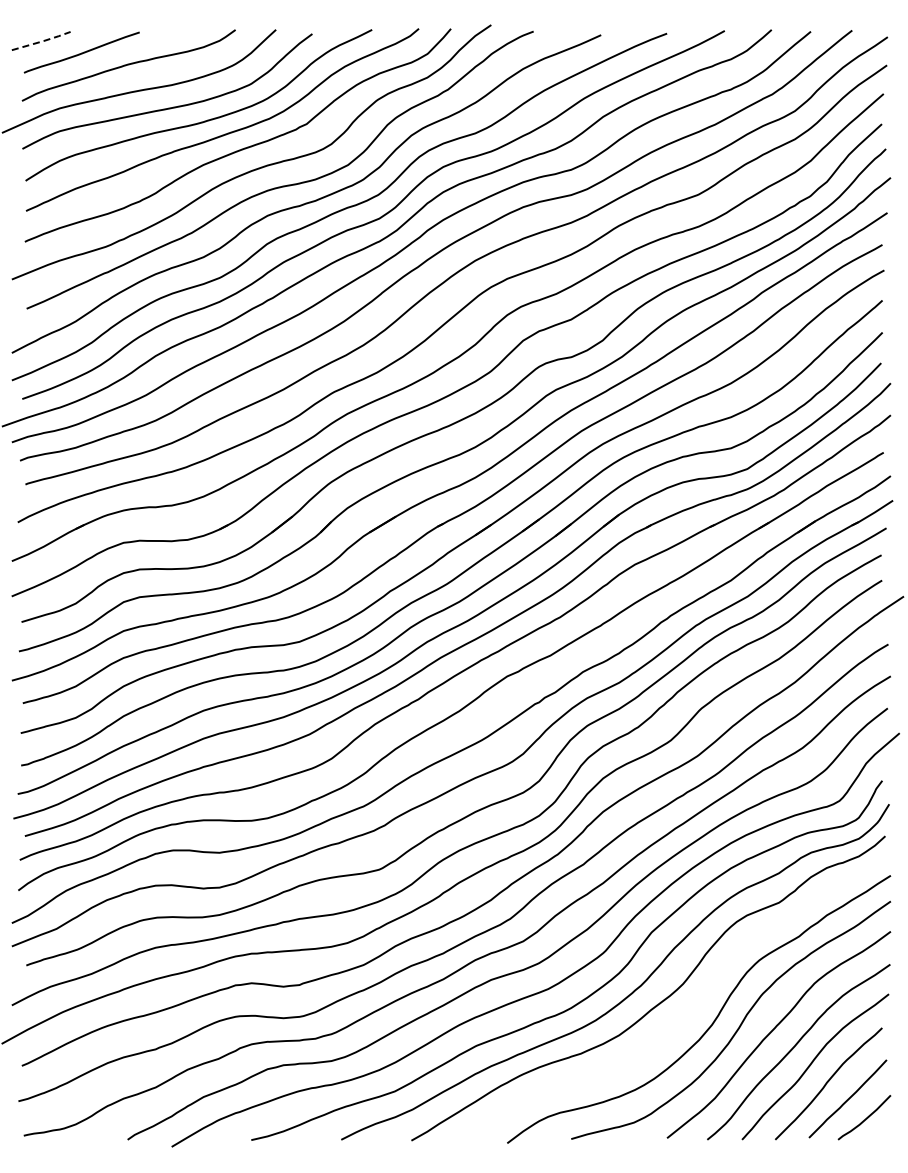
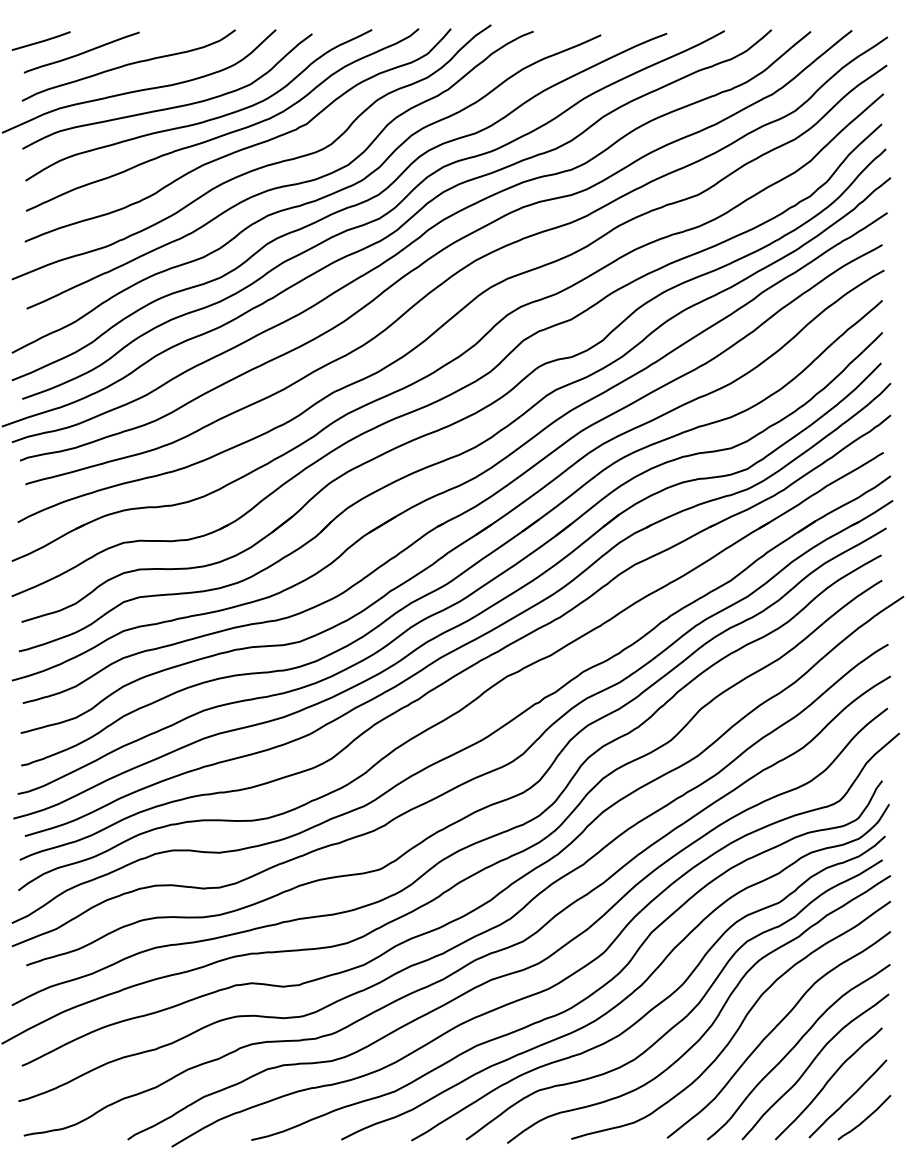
line: dashed -> solid (42, 41)
curve: none -> present (688, 1012)
